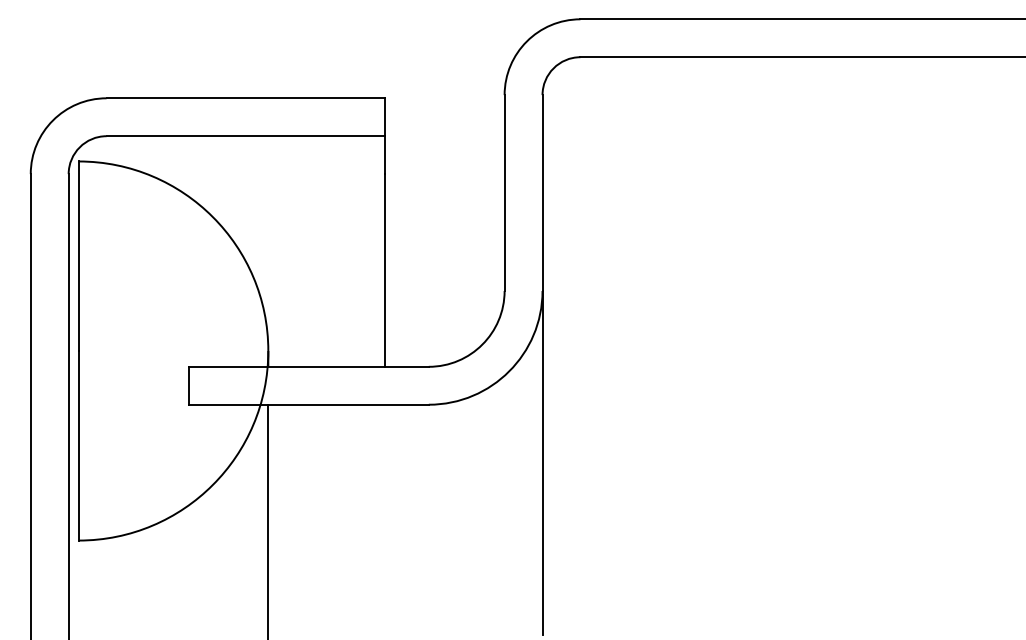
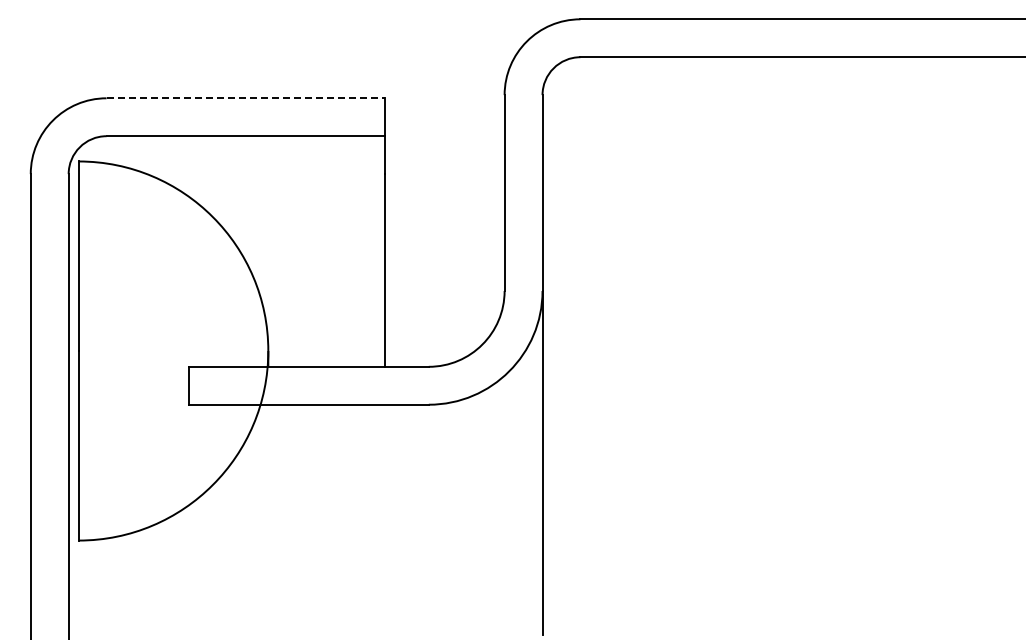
line: solid -> dashed (245, 98)
line: present -> none (268, 520)
